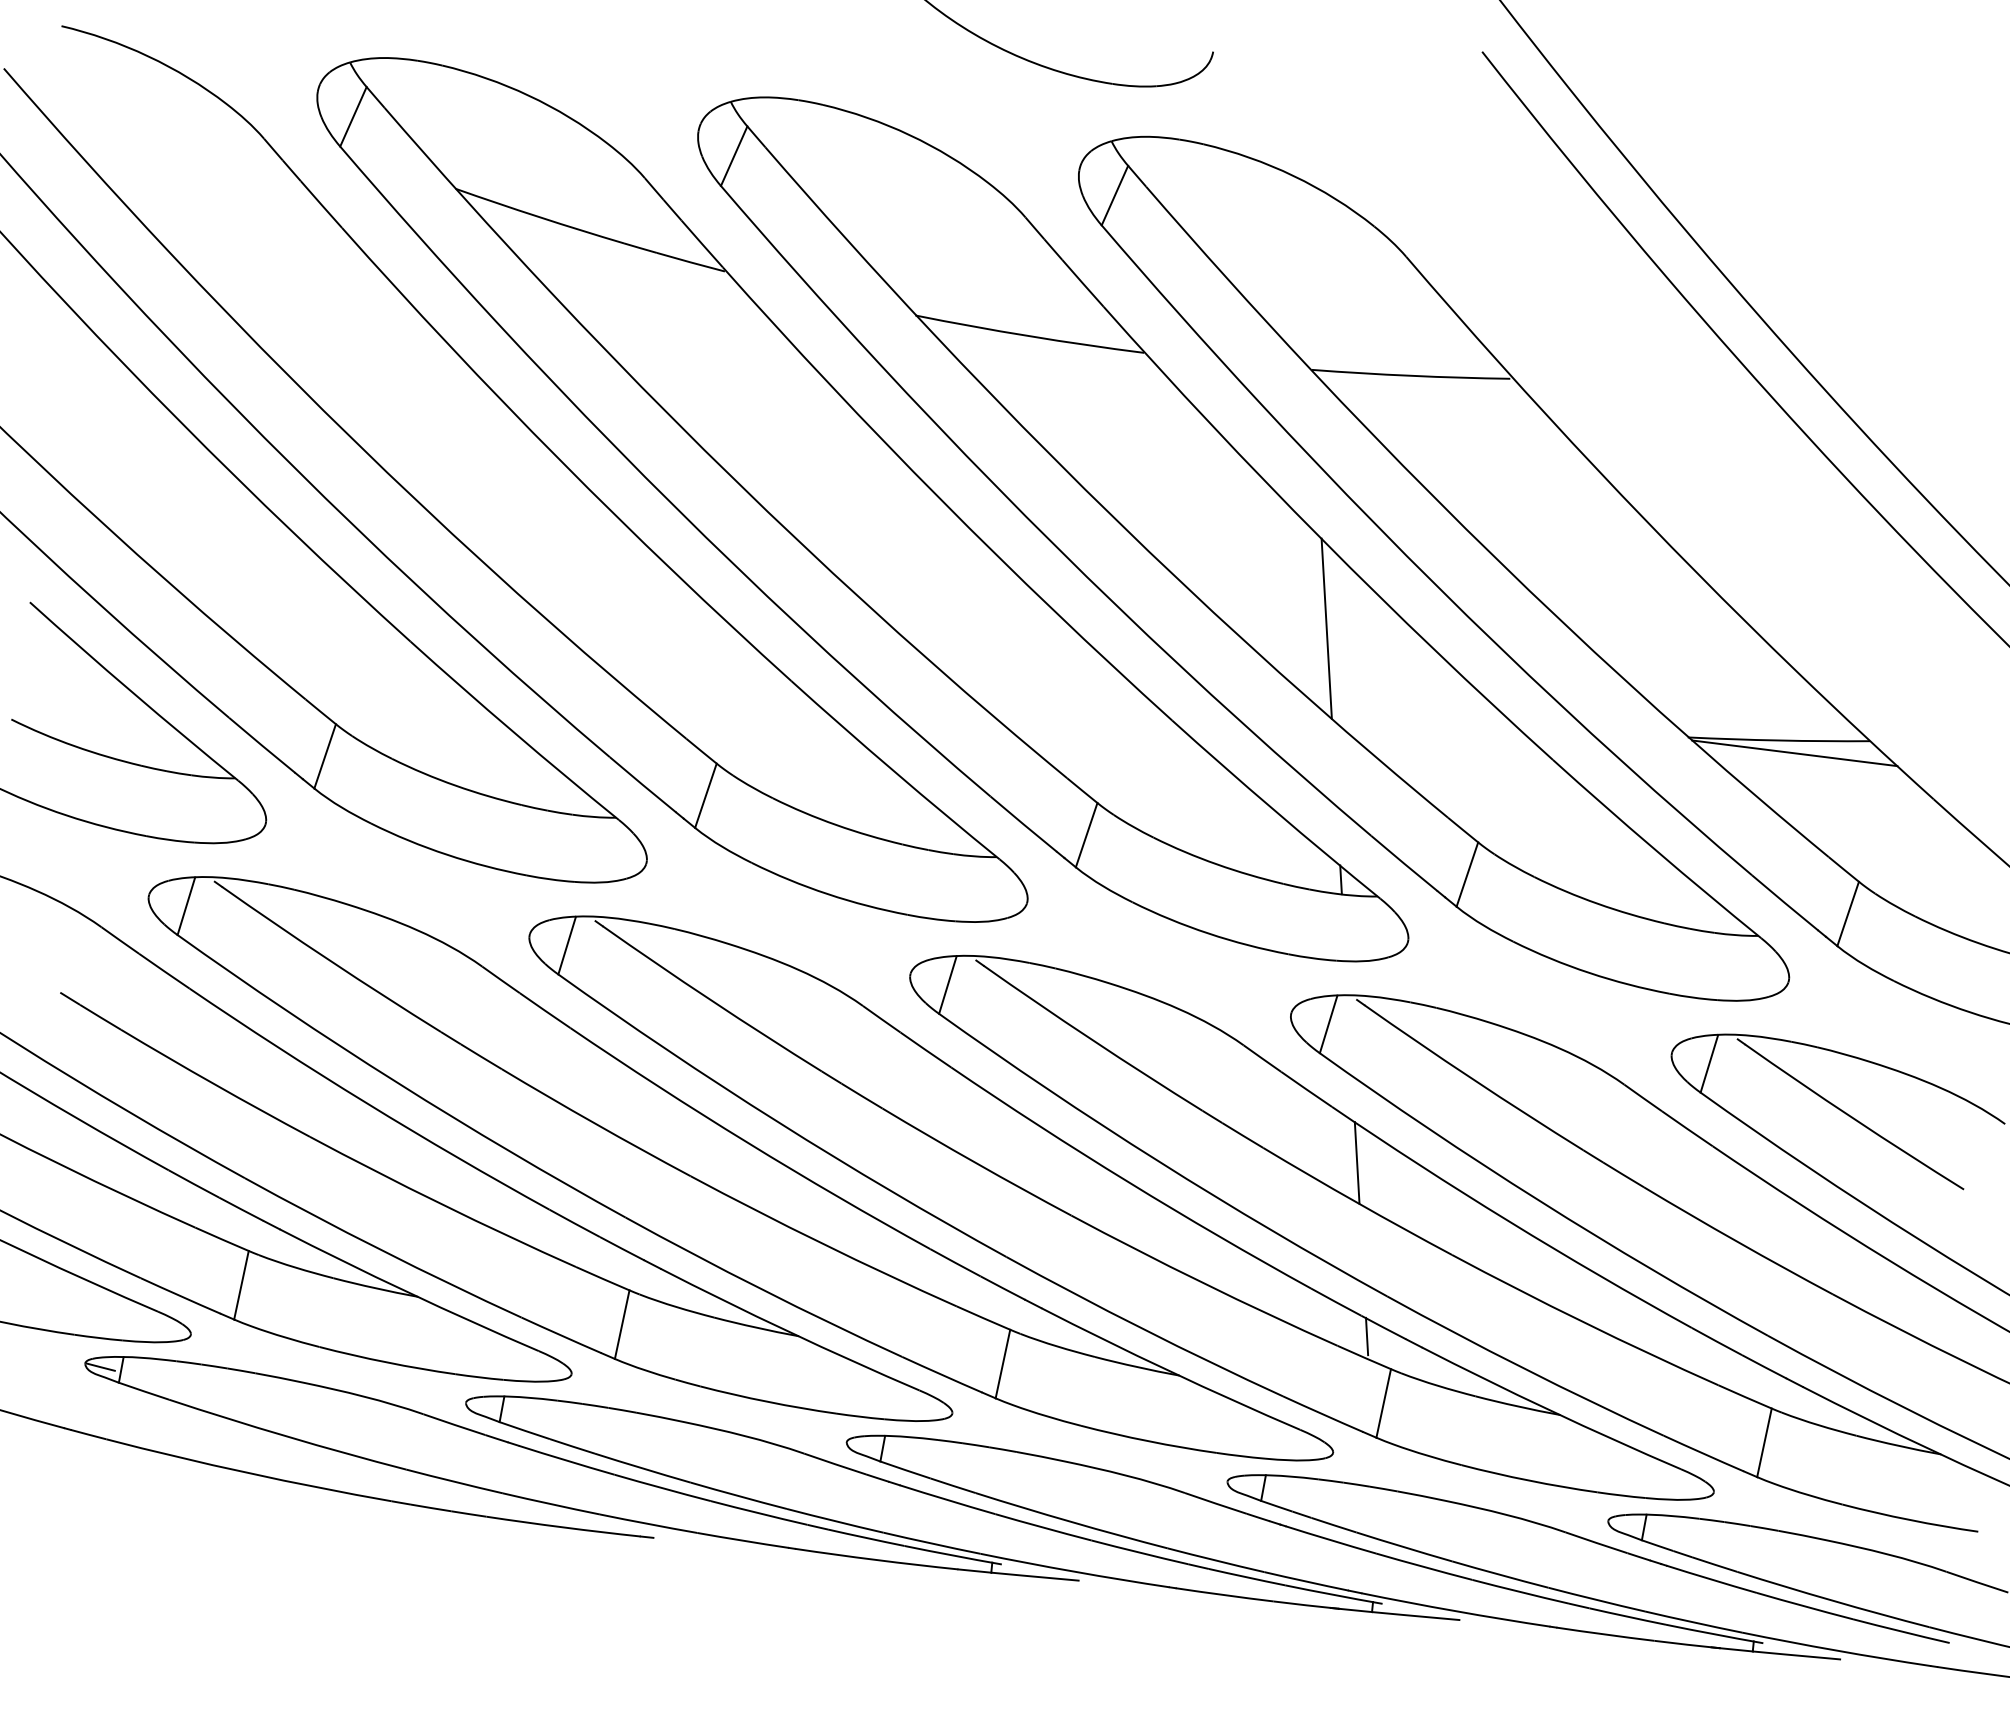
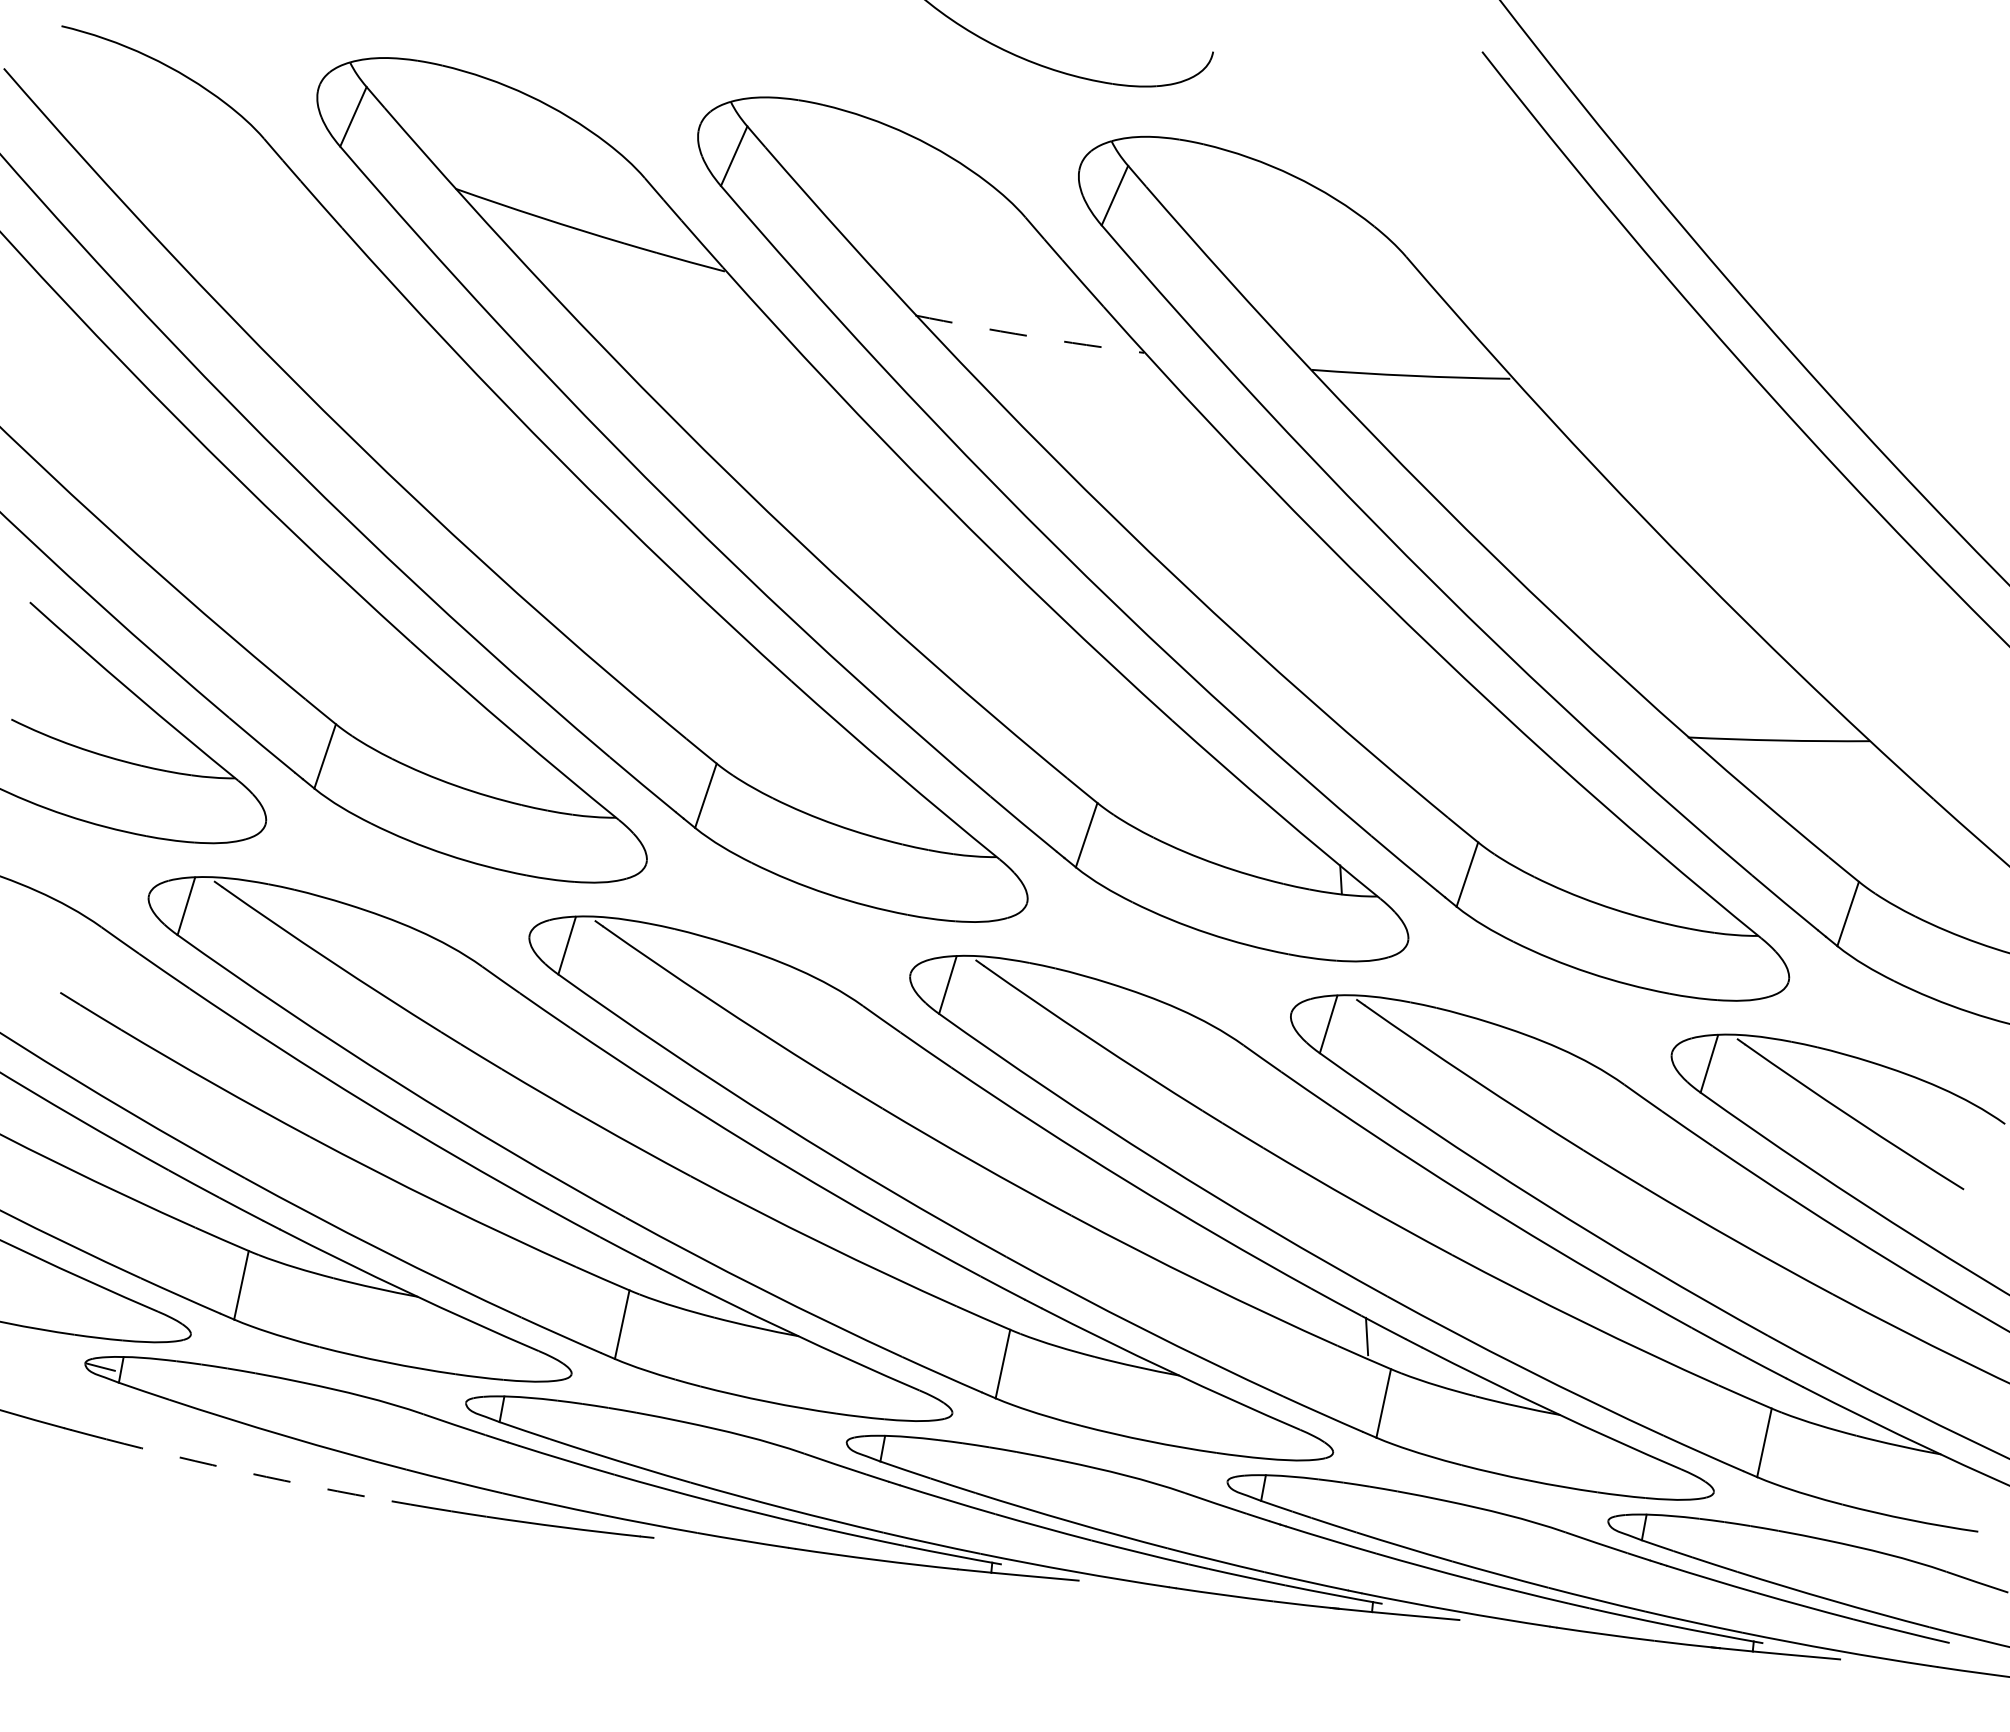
arc: solid -> dashed (1029, 336)
line: present -> none (1326, 628)
line: present -> none (1794, 753)
line: present -> none (1356, 1162)
arc: solid -> dashed (248, 1473)
